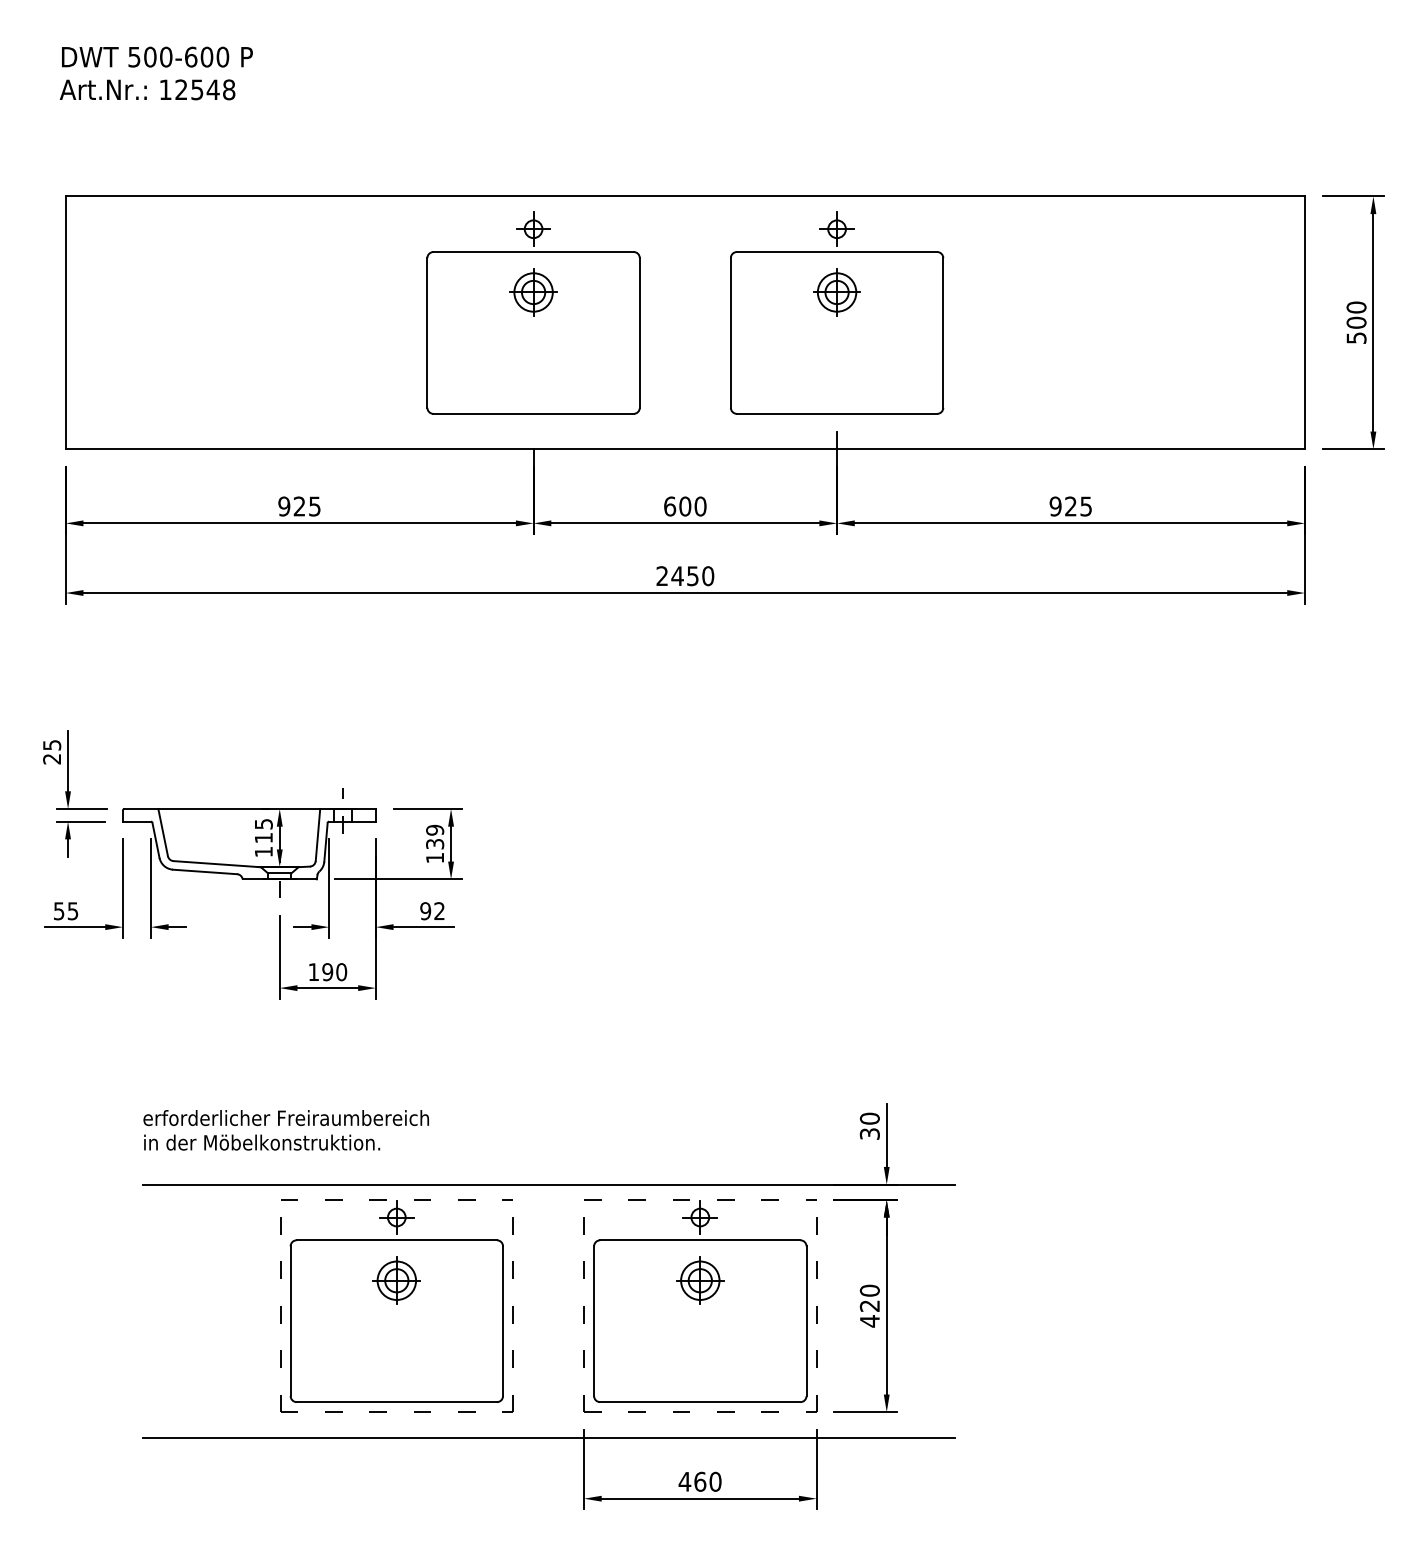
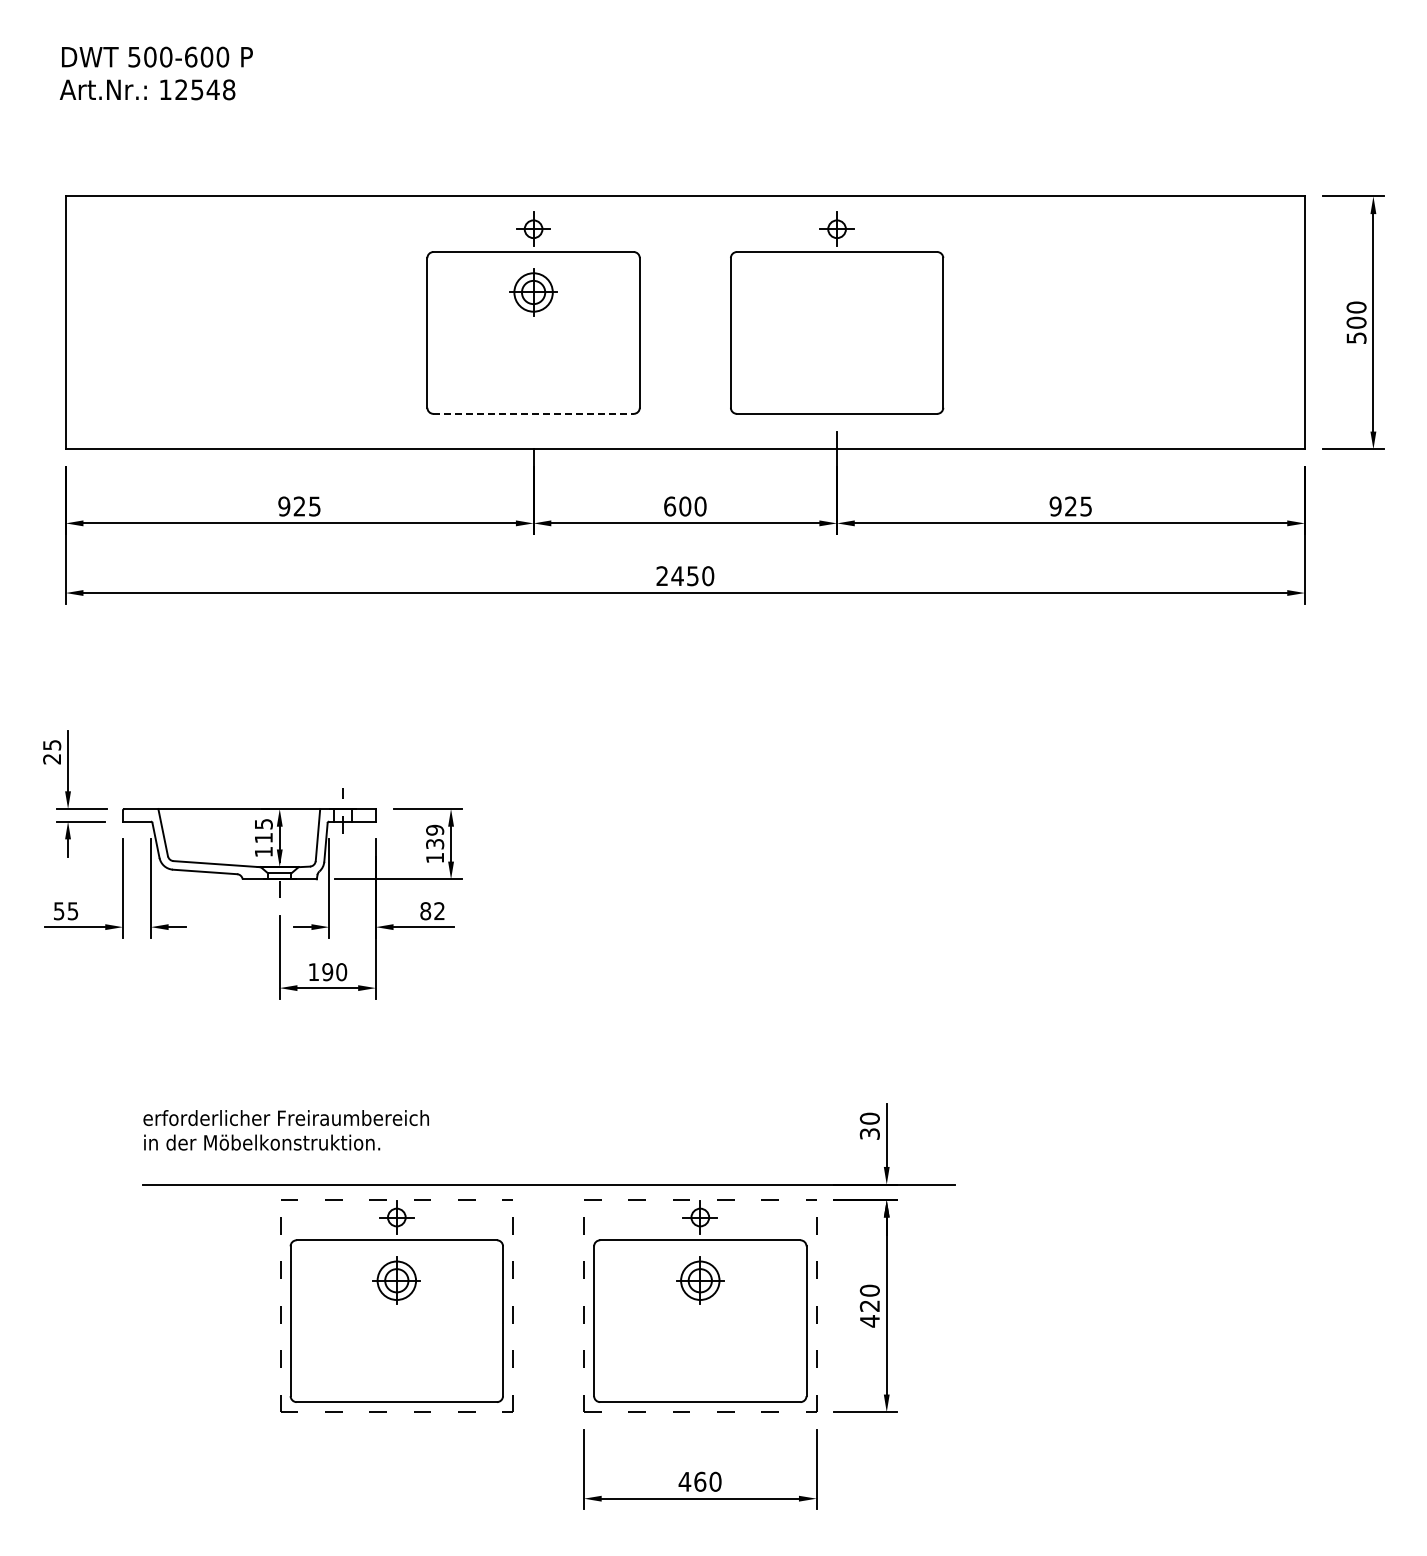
part: present -> none (836, 292)
line: solid -> dashed (534, 413)
text: 92 -> 82 (425, 911)
line: present -> none (548, 1437)
